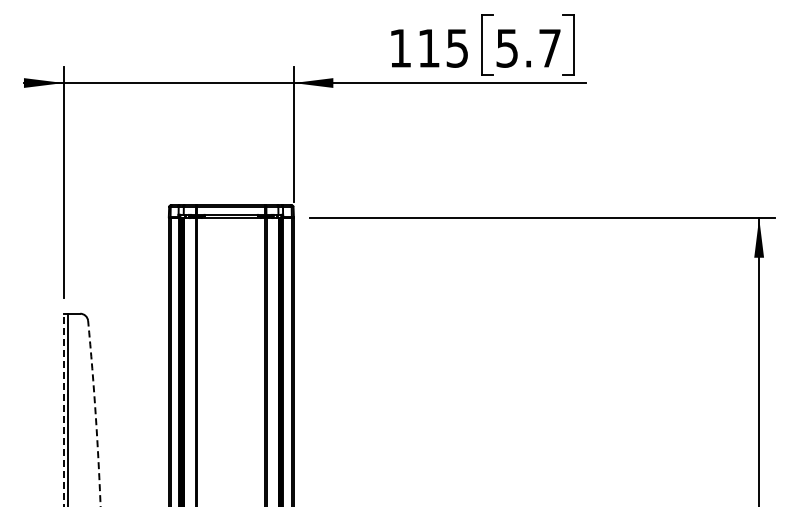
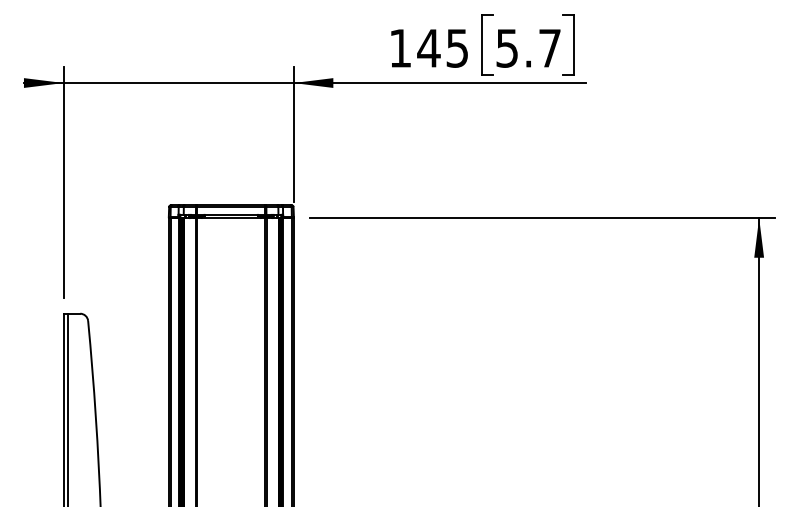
text: 115 -> 145 (428, 48)
line: dashed -> solid (63, 409)
arc: dashed -> solid (95, 413)
